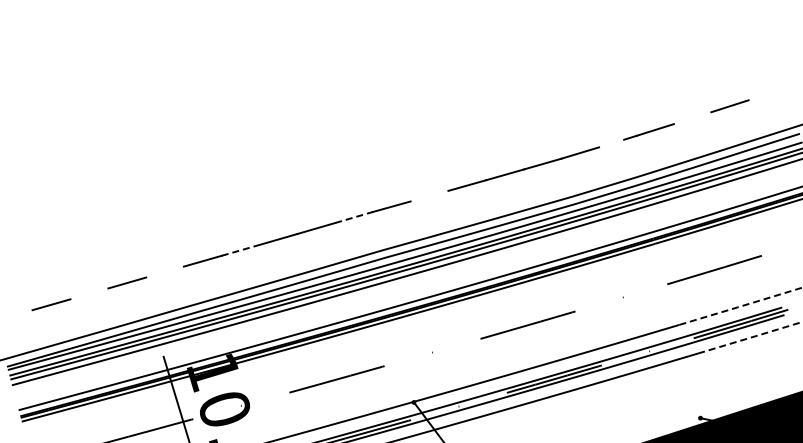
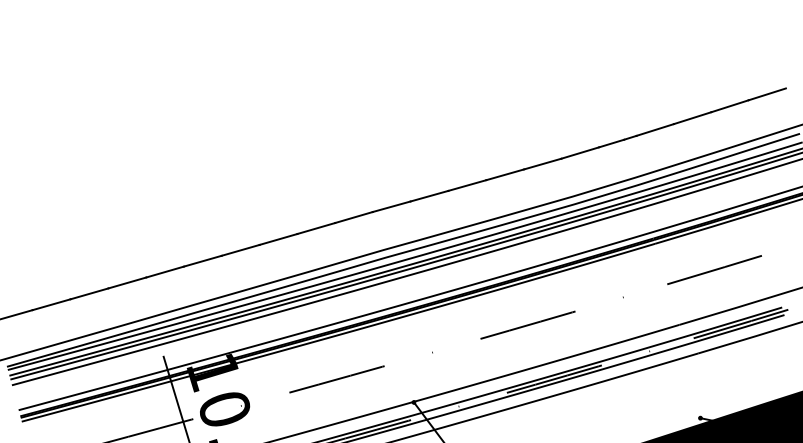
line: none -> present (766, 94)
line: none -> present (692, 118)
line: none -> present (611, 143)
line: none -> present (429, 195)
line: dashed -> solid (353, 217)
line: dashed -> solid (240, 250)
line: none -> present (164, 271)
line: none -> present (89, 293)
arc: dashed -> solid (741, 306)
line: none -> present (17, 314)
arc: dashed -> solid (750, 337)
